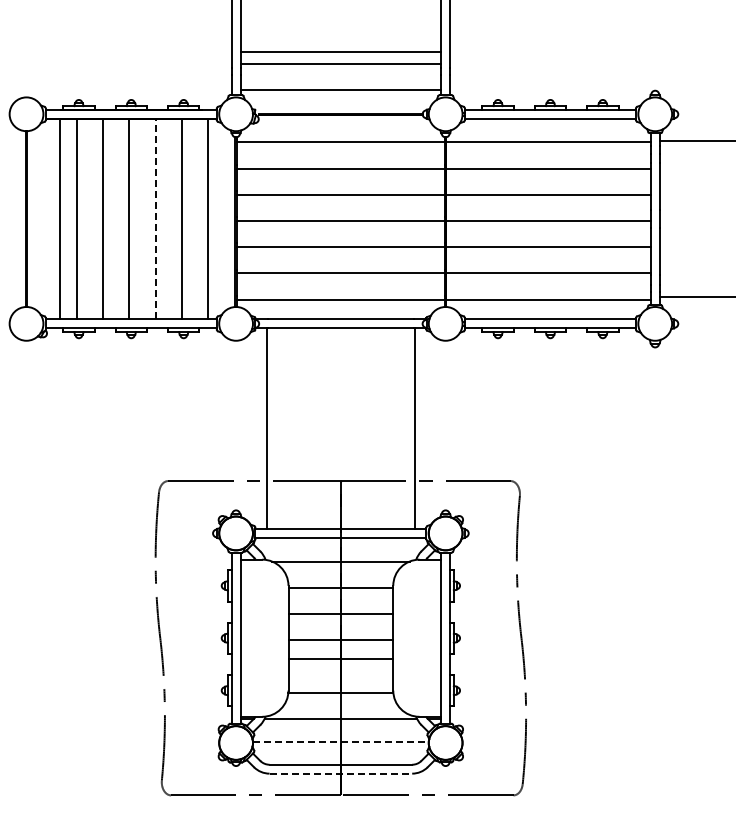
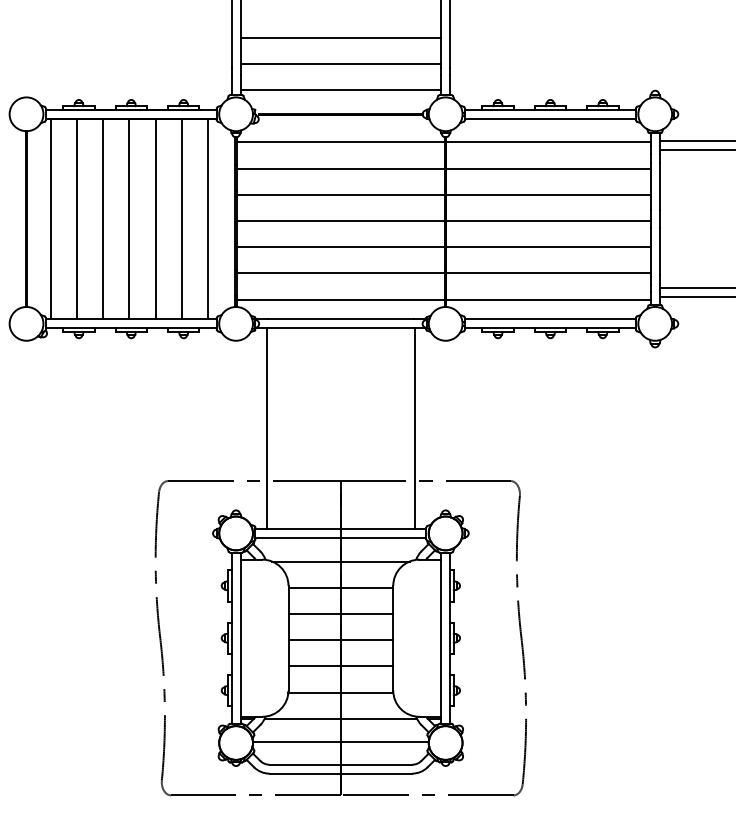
line position: (340, 51) -> (340, 37) (340, 37)
line: none -> present (695, 150)
line position: (59, 218) -> (50, 218) (50, 218)
line: dashed -> solid (155, 218)
line: none -> present (695, 287)
line position: (340, 659) -> (340, 666) (340, 666)
line: dashed -> solid (340, 742)
line: dashed -> solid (341, 773)
